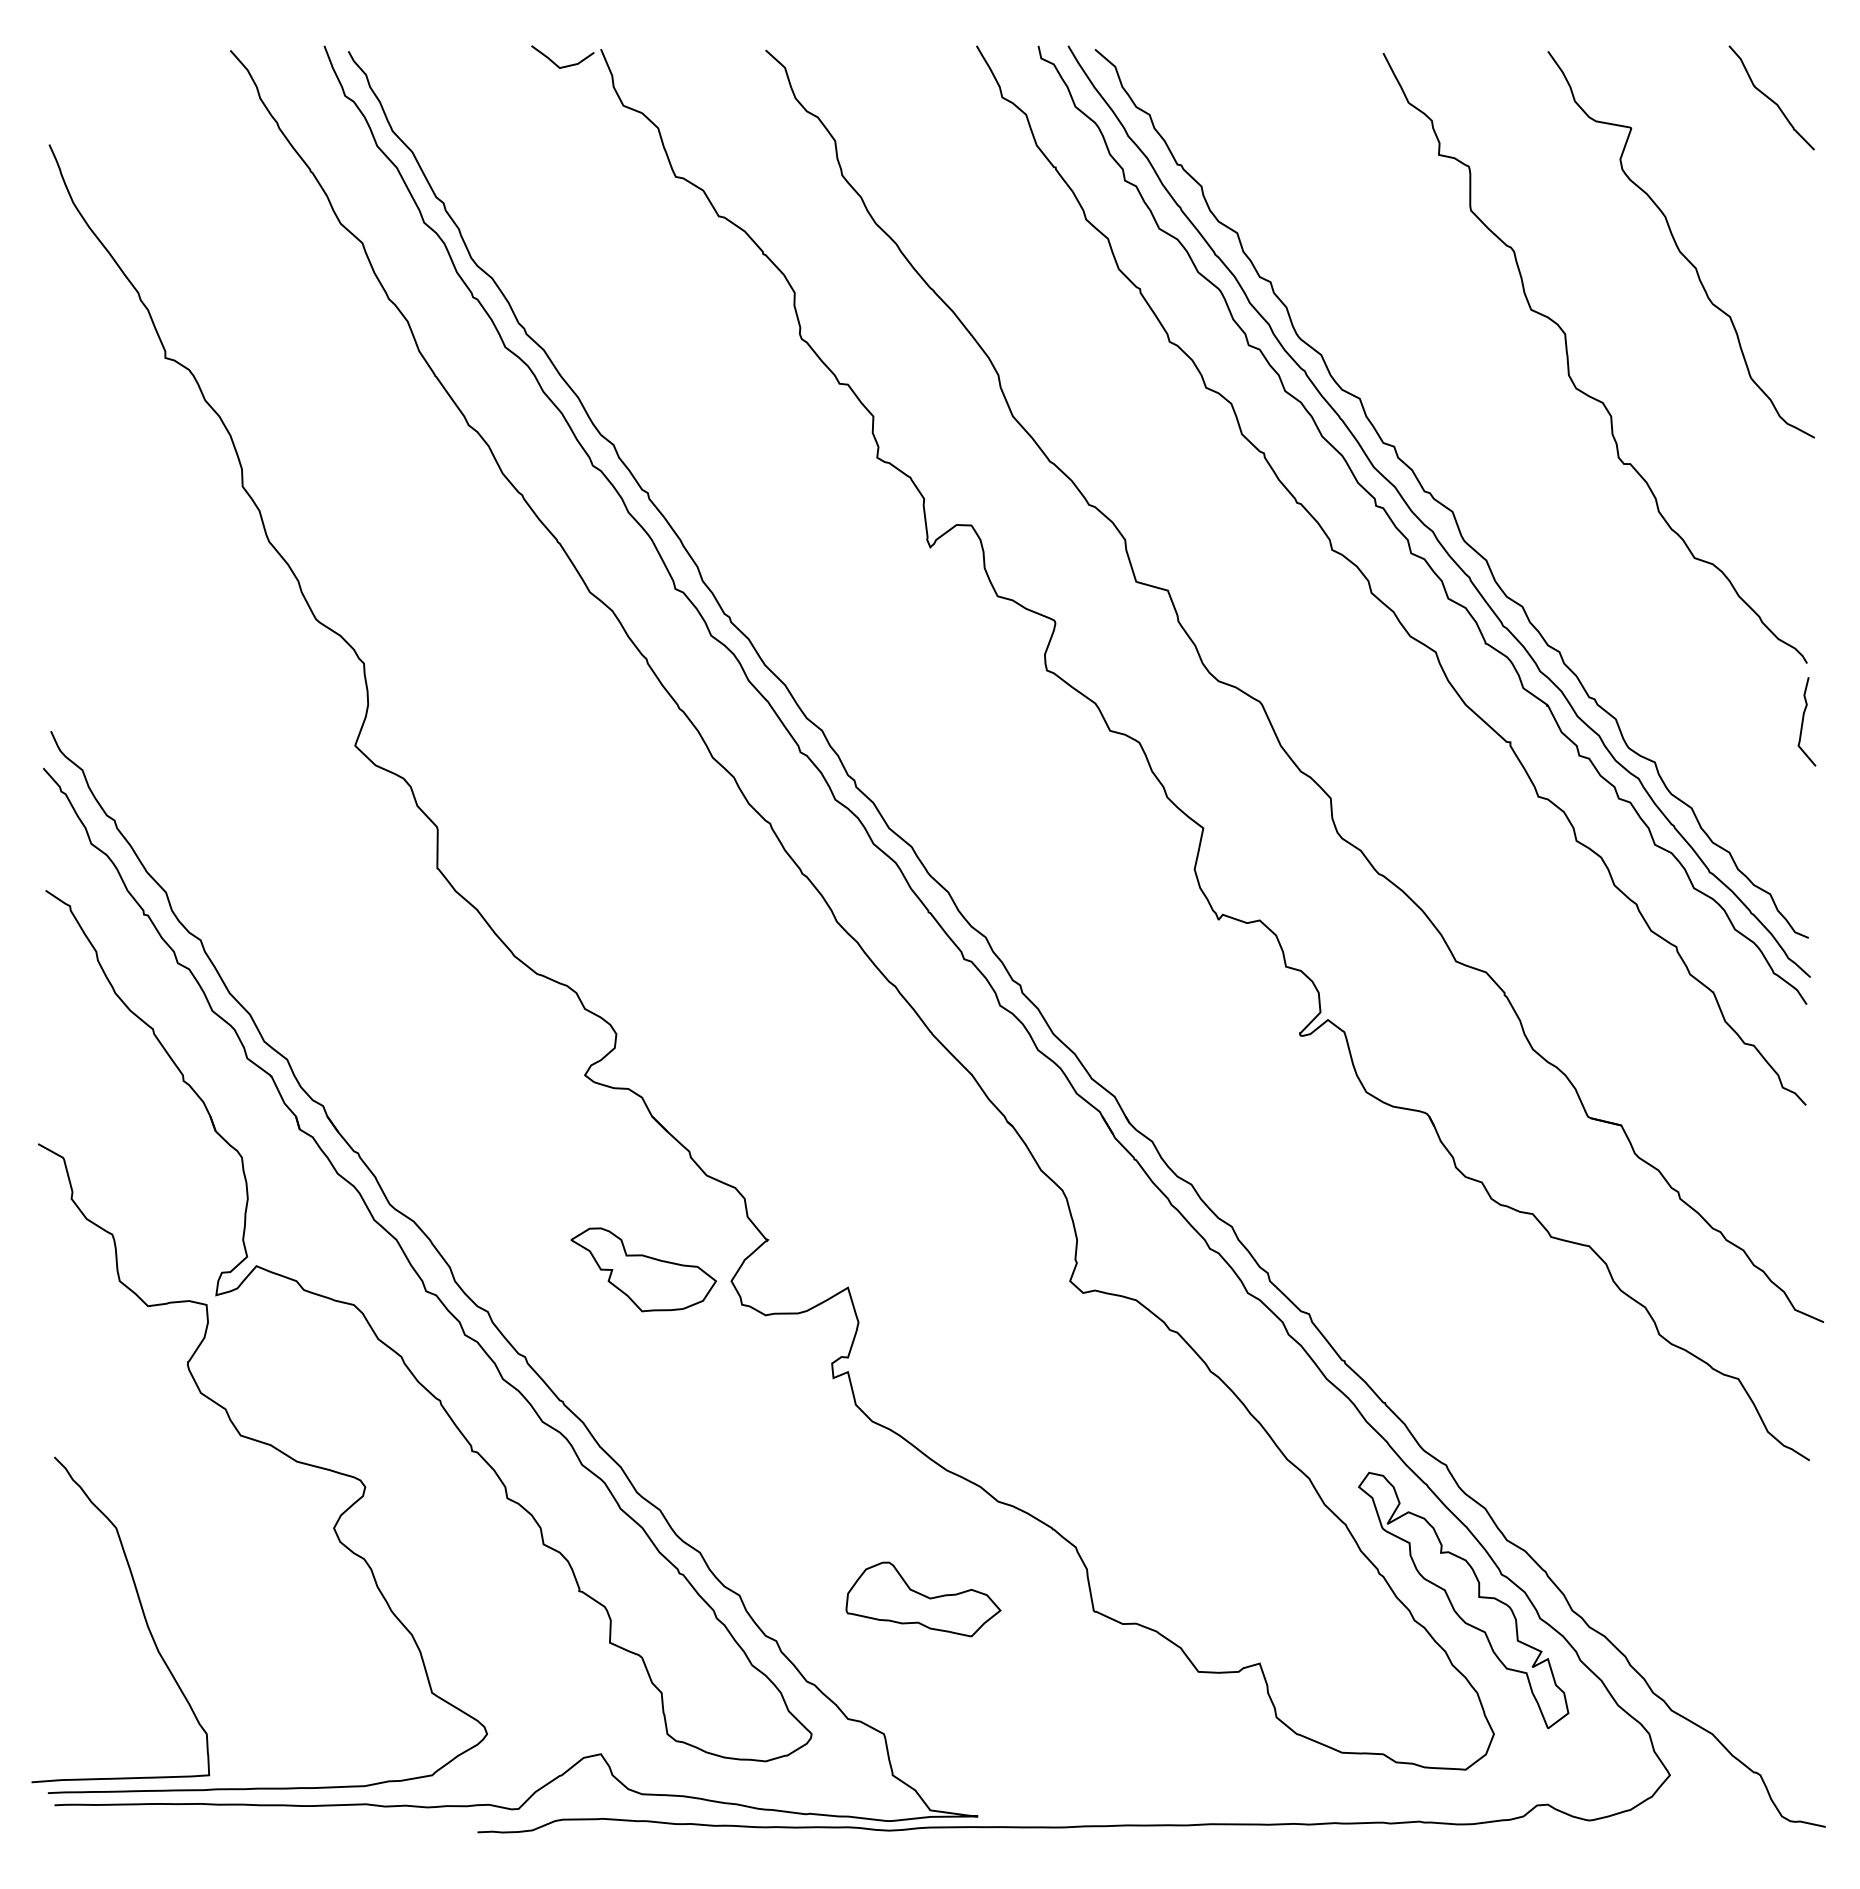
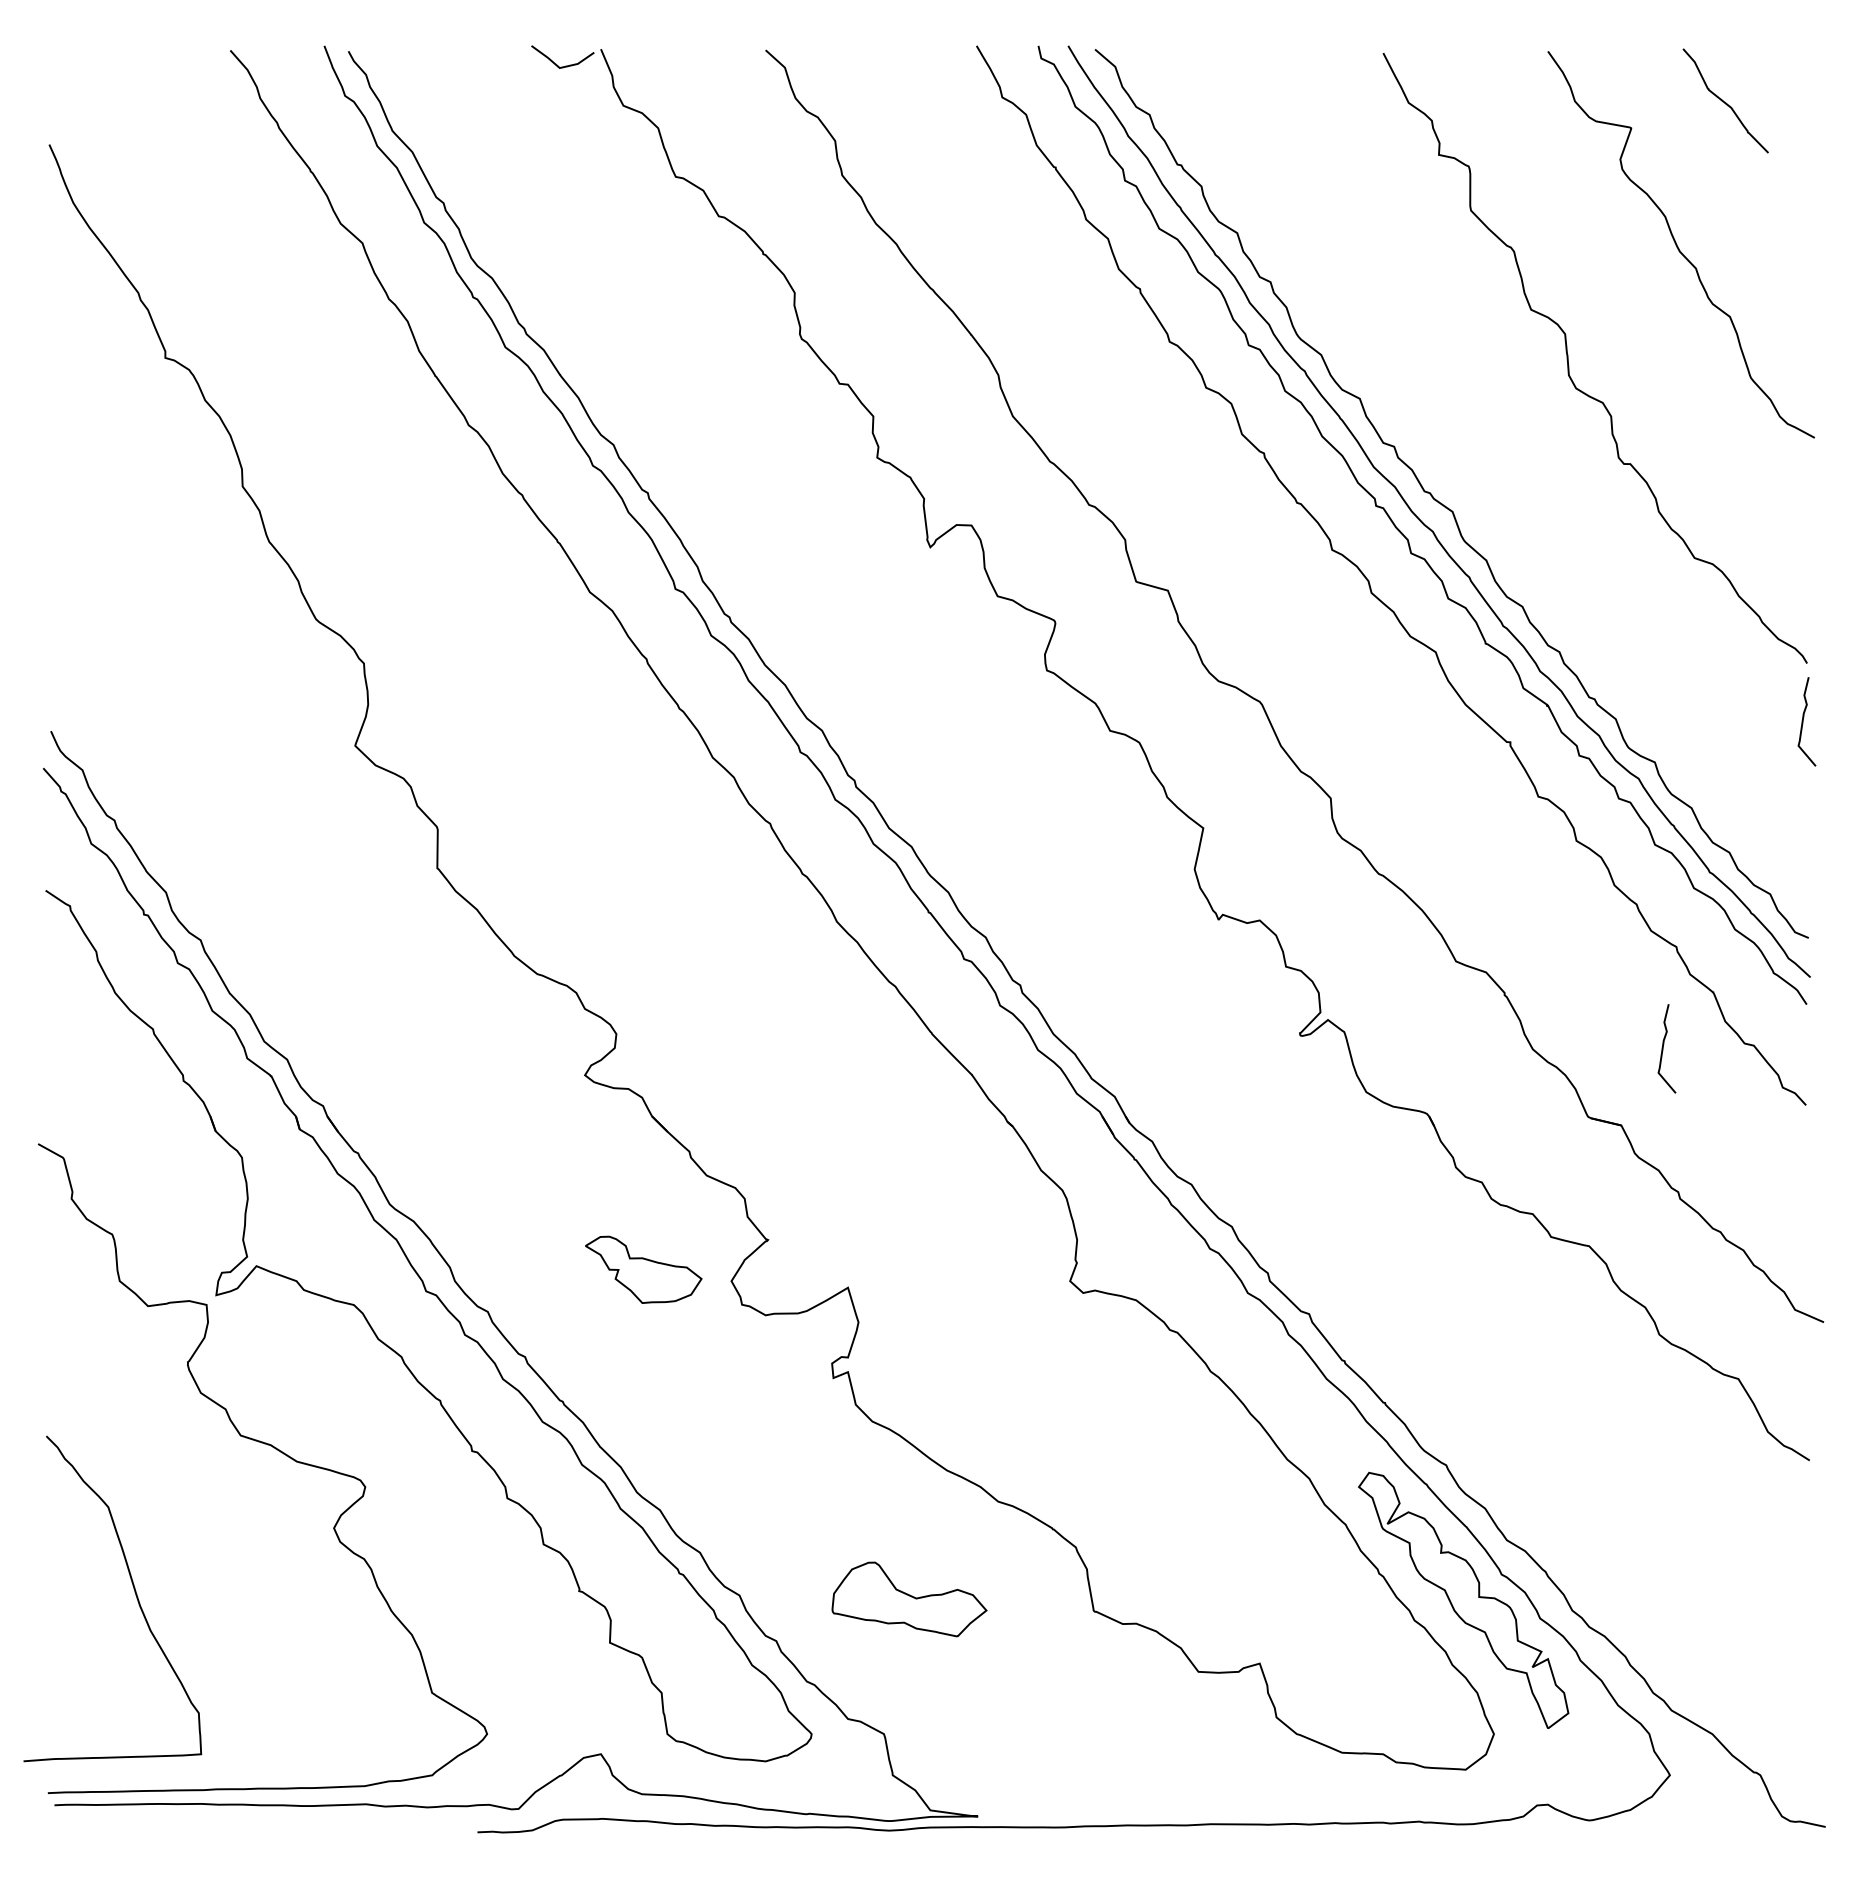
curve position: (1770, 98) -> (1724, 101) (1724, 101)
curve: none -> present (1663, 1048)
part size: 147x86 px -> 118x69 px (643, 1269)
part position: (923, 1599) -> (909, 1599) (909, 1599)
curve position: (142, 1613) -> (134, 1592) (134, 1592)
